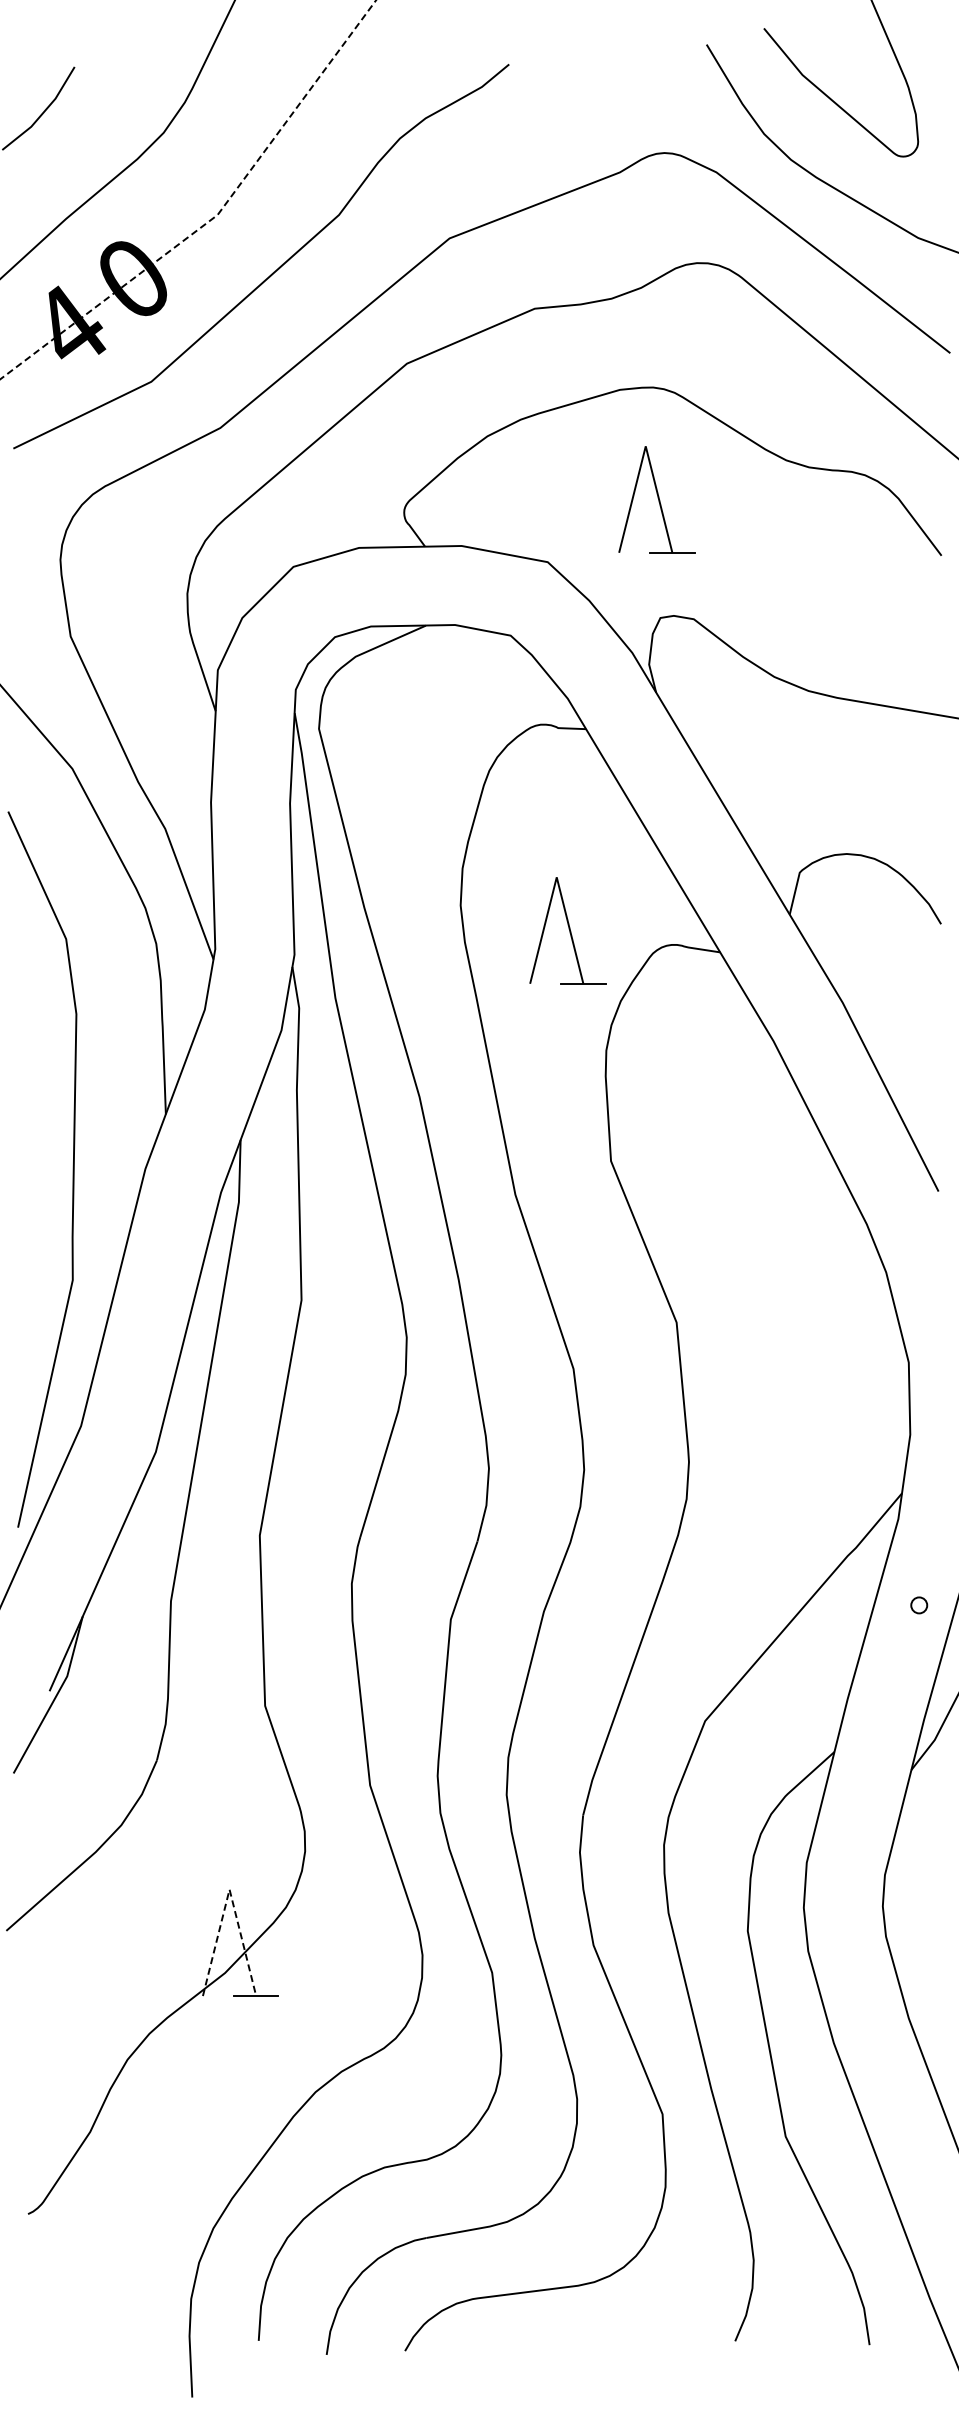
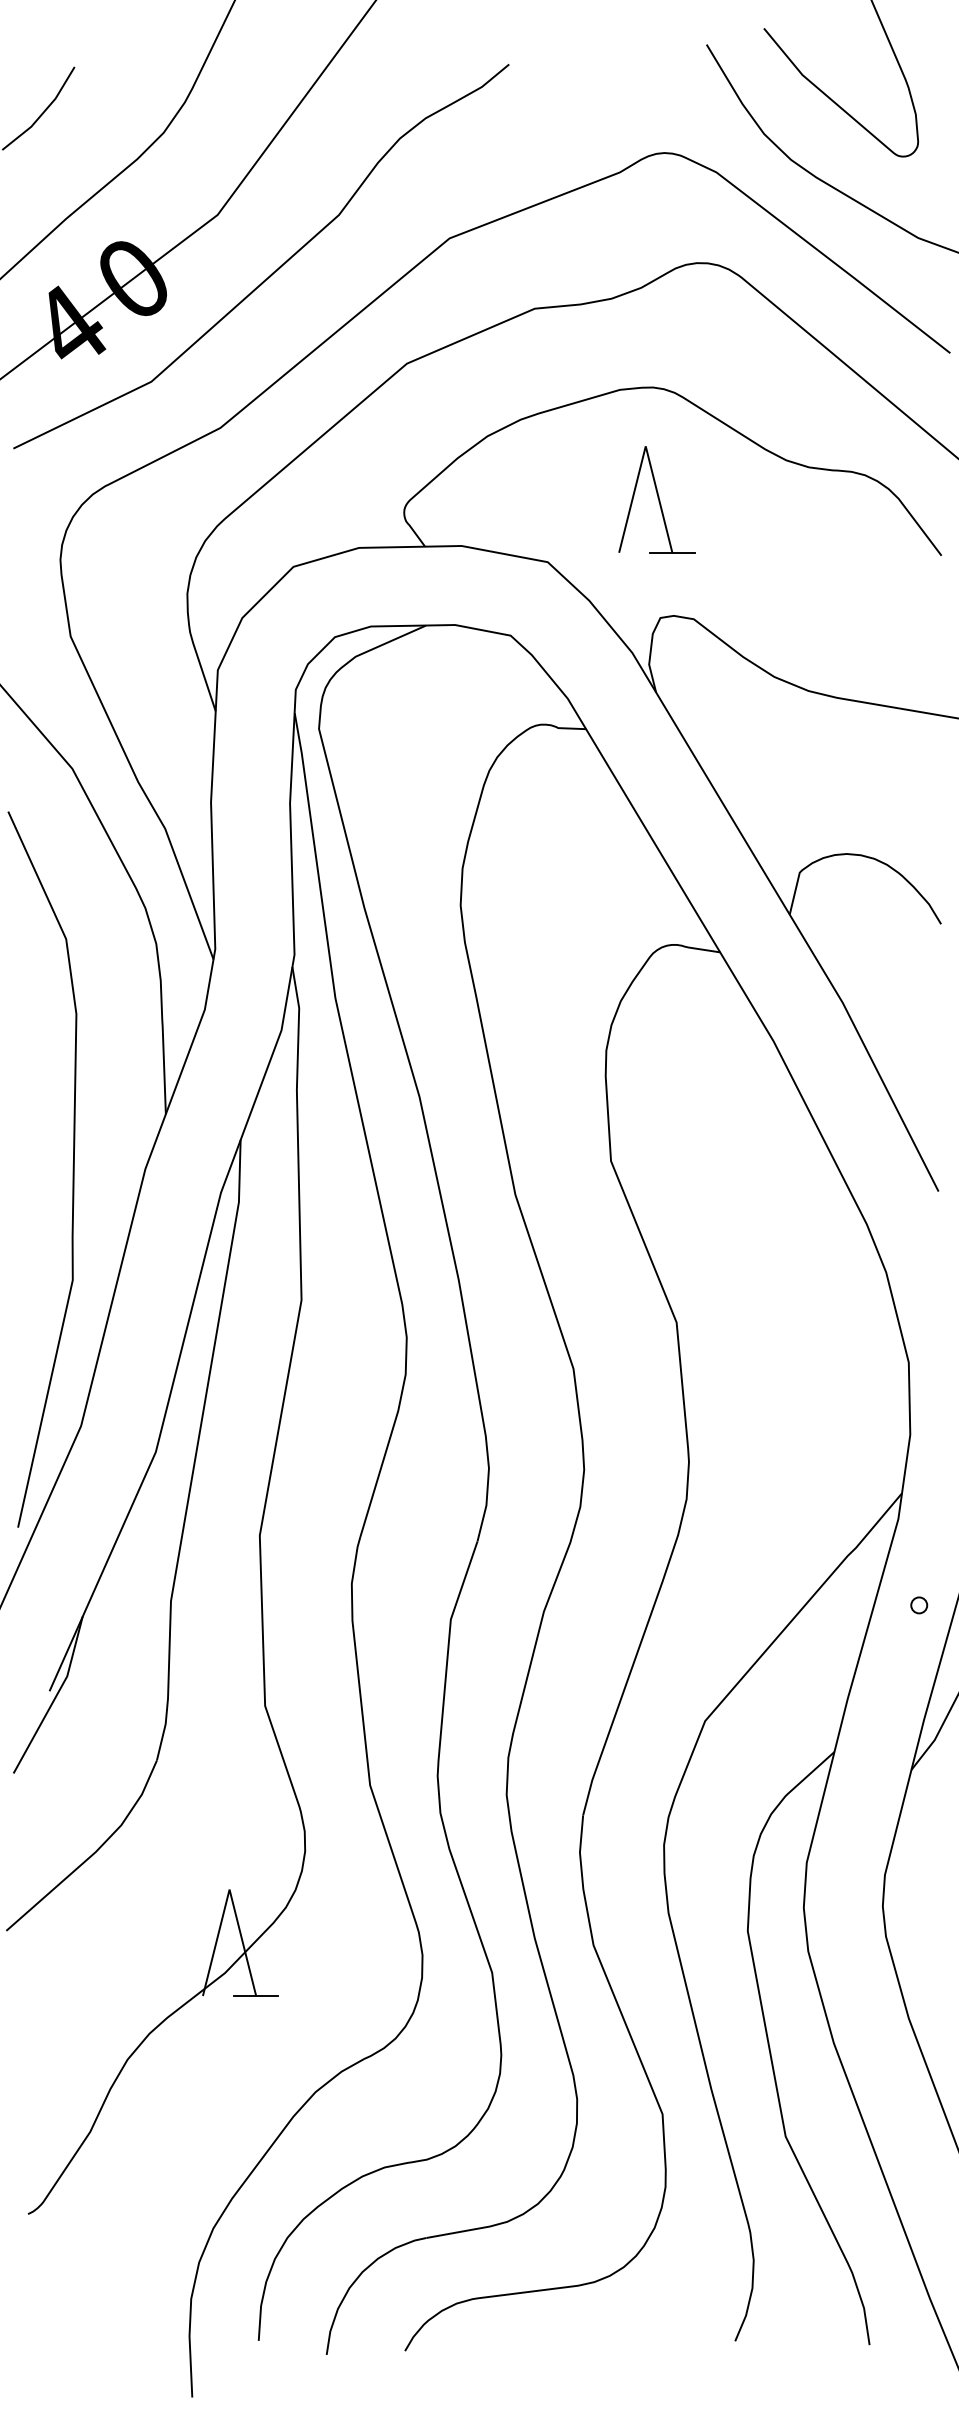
line: dashed -> solid (216, 216)
part: present -> none (567, 930)
line: dashed -> solid (229, 1889)
